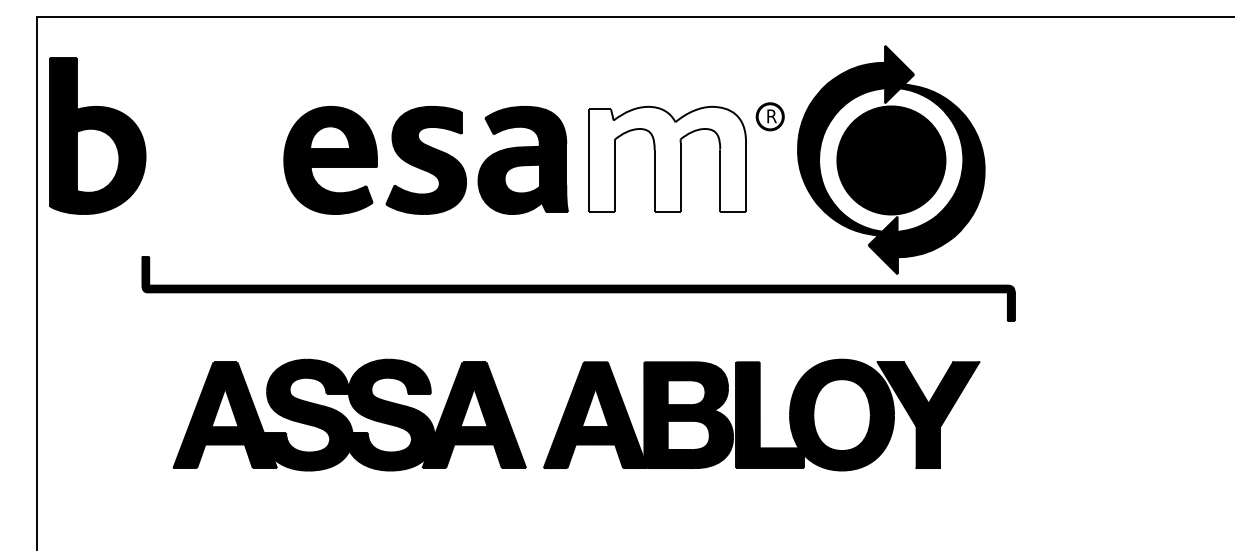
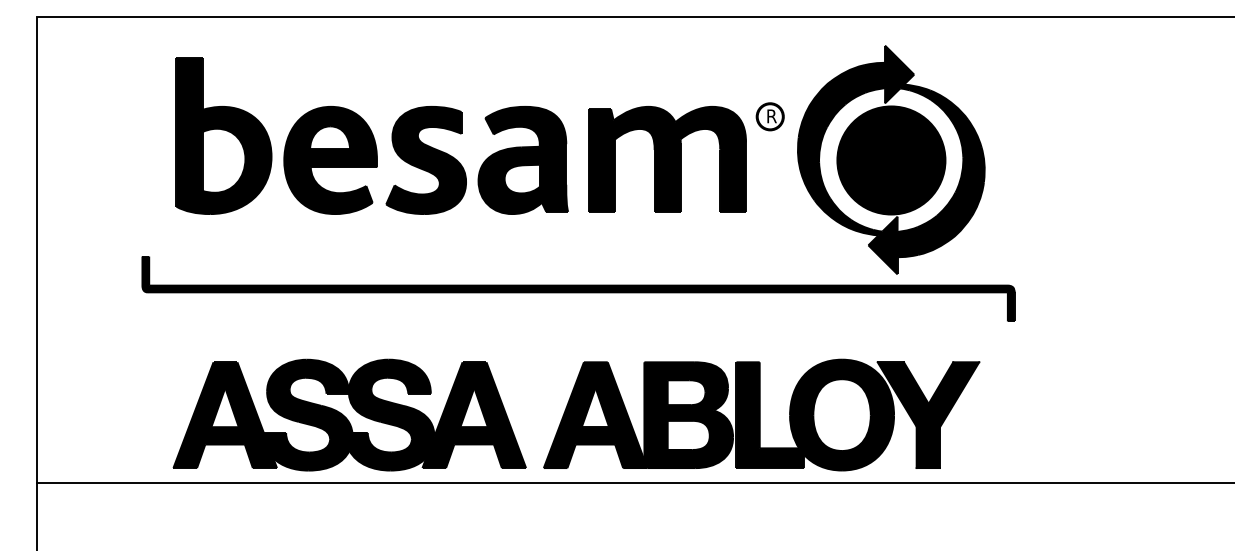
part position: (97, 135) -> (223, 135) (223, 135)
fill: none -> present (667, 158)
line: none -> present (634, 483)
